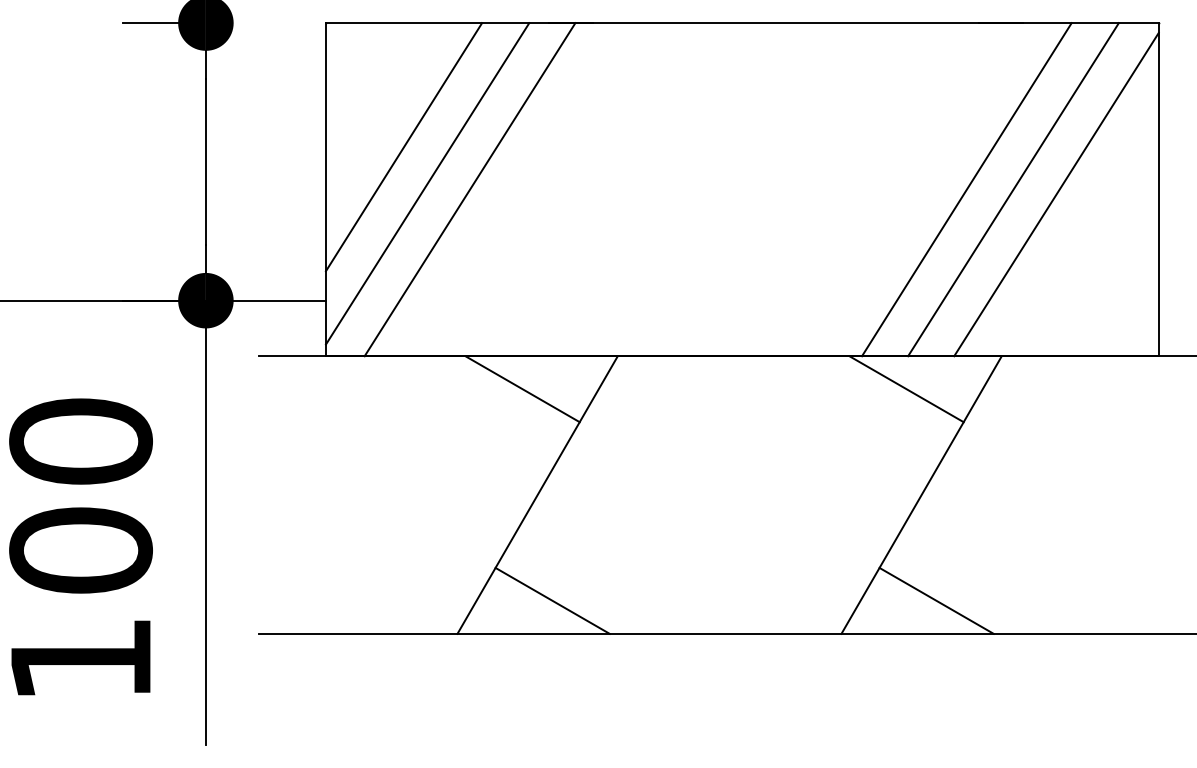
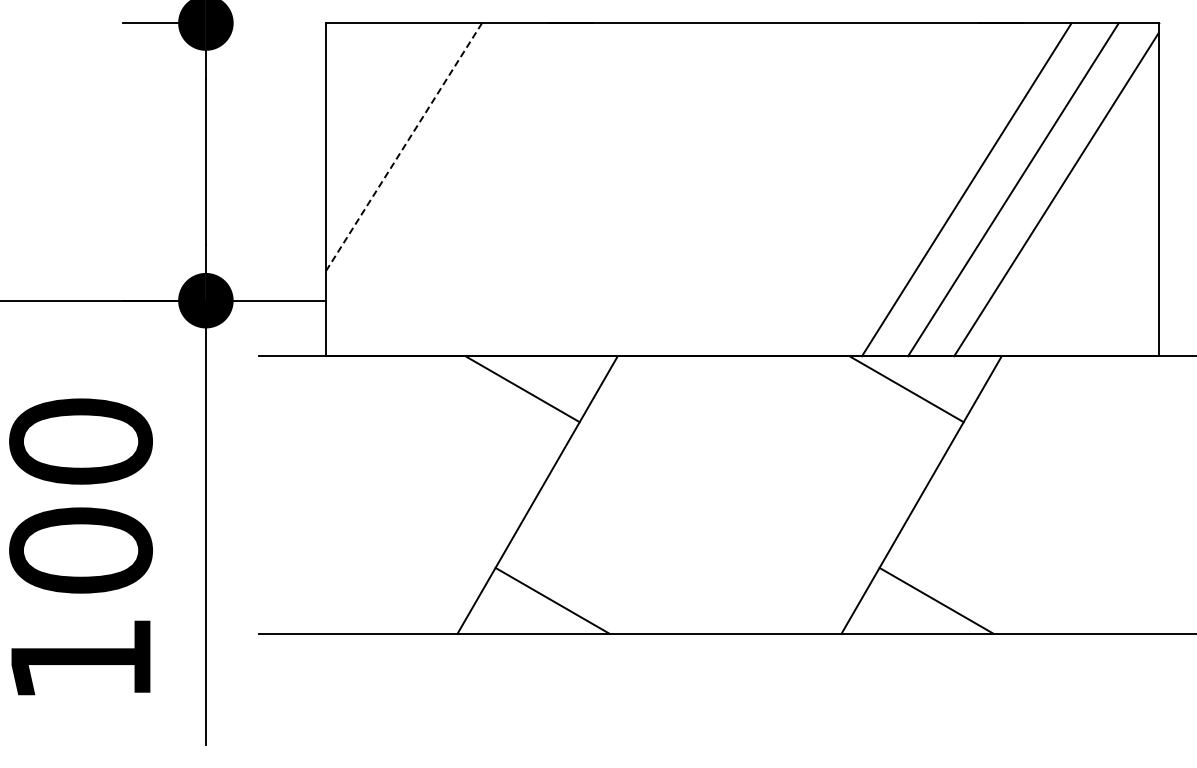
line: solid -> dashed (404, 147)
line: present -> none (427, 183)
line: present -> none (469, 189)
